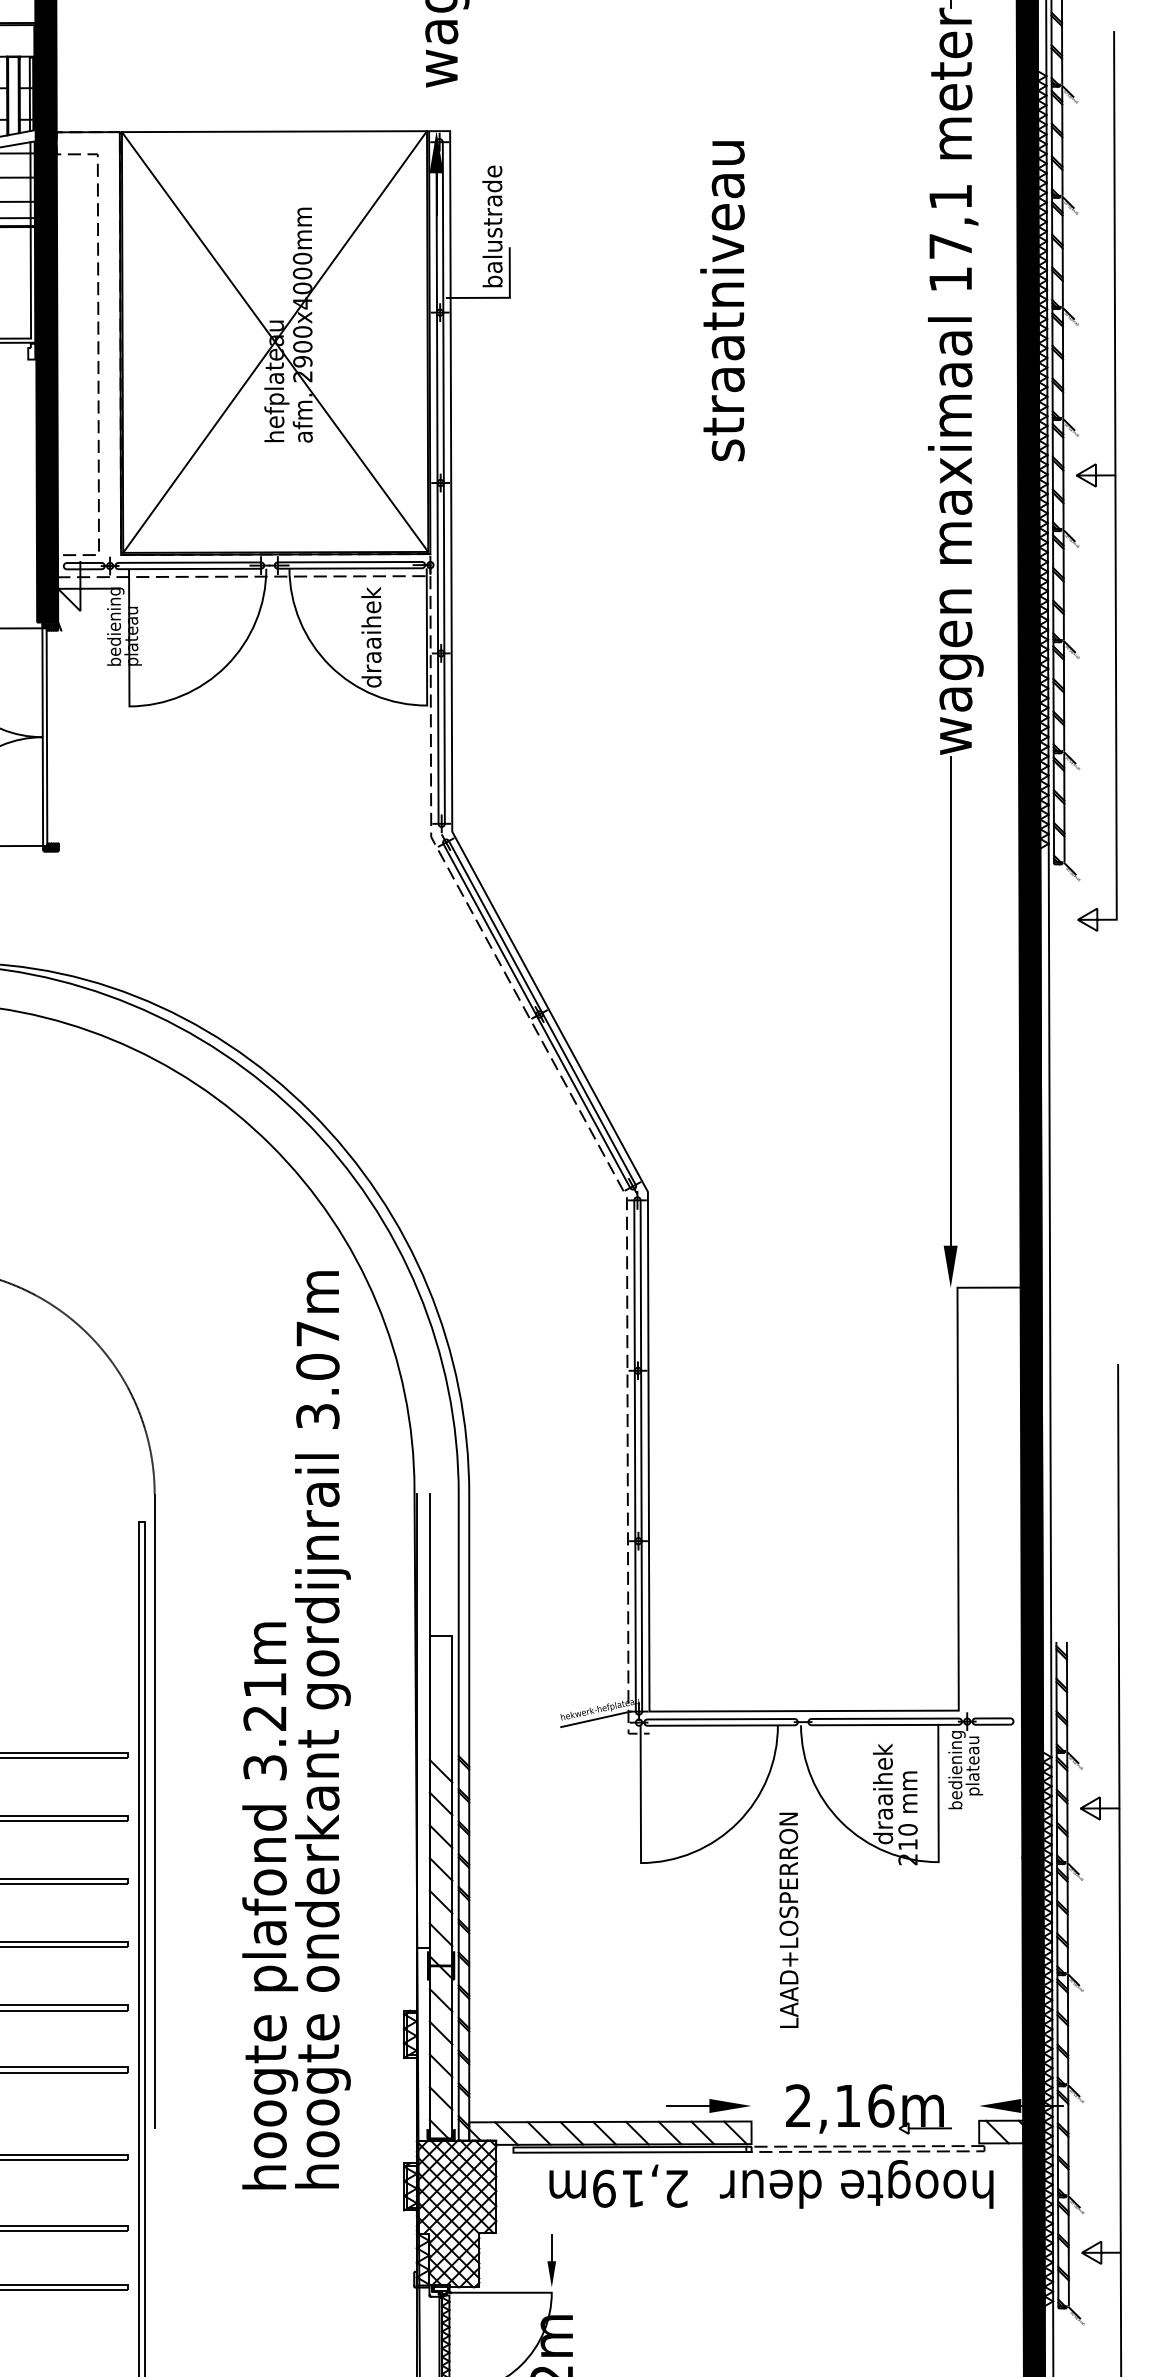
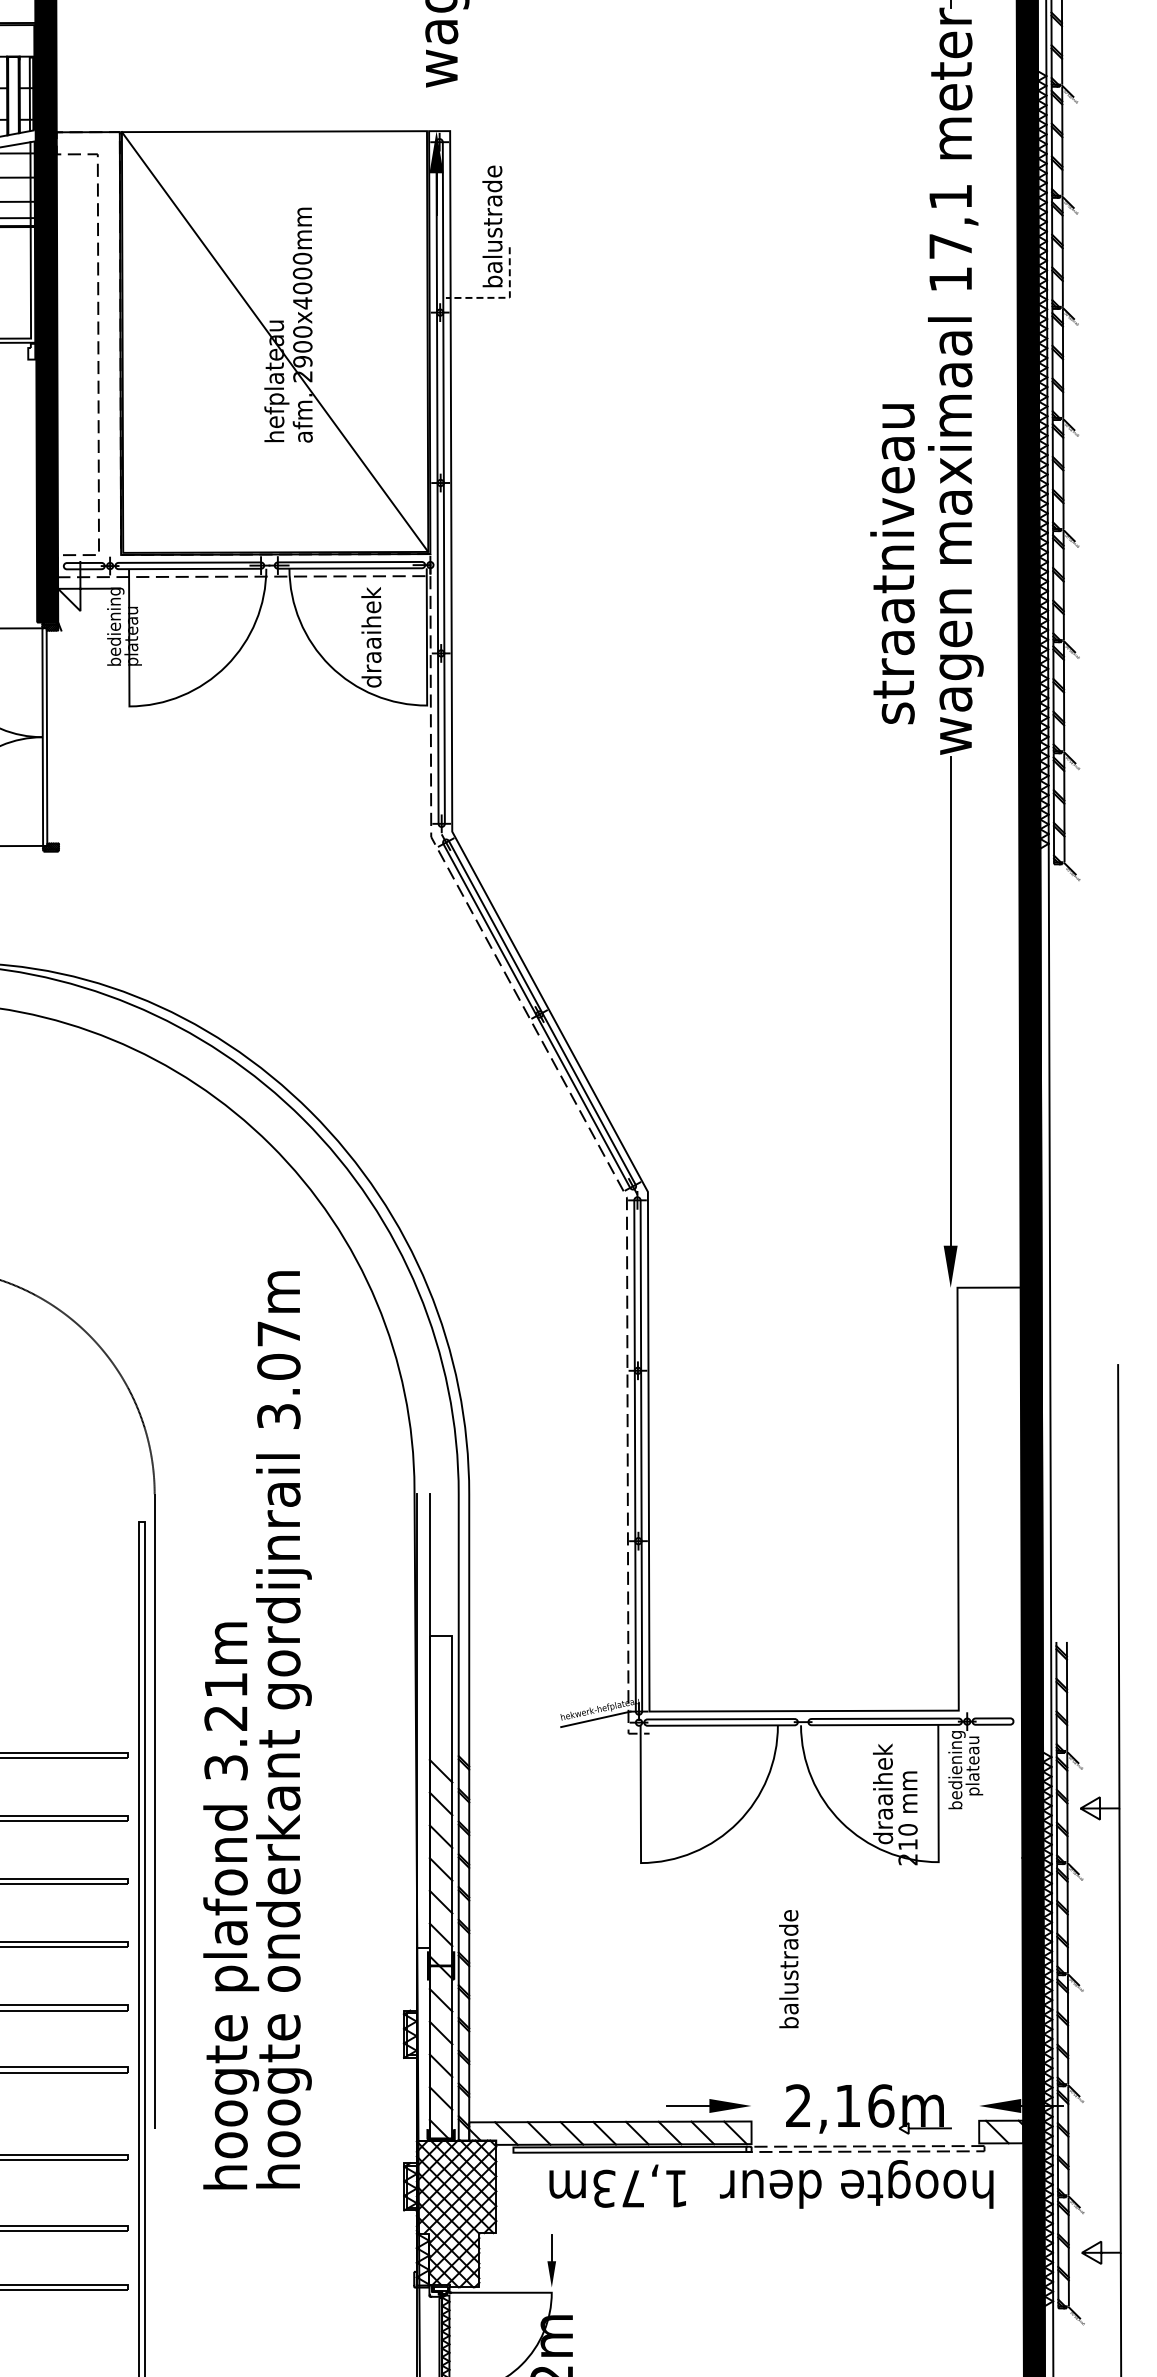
line: solid -> dashed (503, 297)
text position: (722, 301) -> (892, 564) (892, 564)
line: present -> none (275, 341)
part: present -> none (1096, 481)
text position: (296, 1730) -> (257, 1730) (257, 1730)
text: LAAD+LOSPERRON -> balustrade (788, 1920)
text: 2,19m -> 1,73m (640, 2188)
